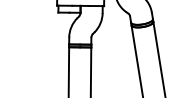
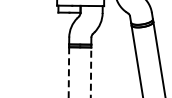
line: solid -> dashed (68, 72)
line: solid -> dashed (91, 72)
